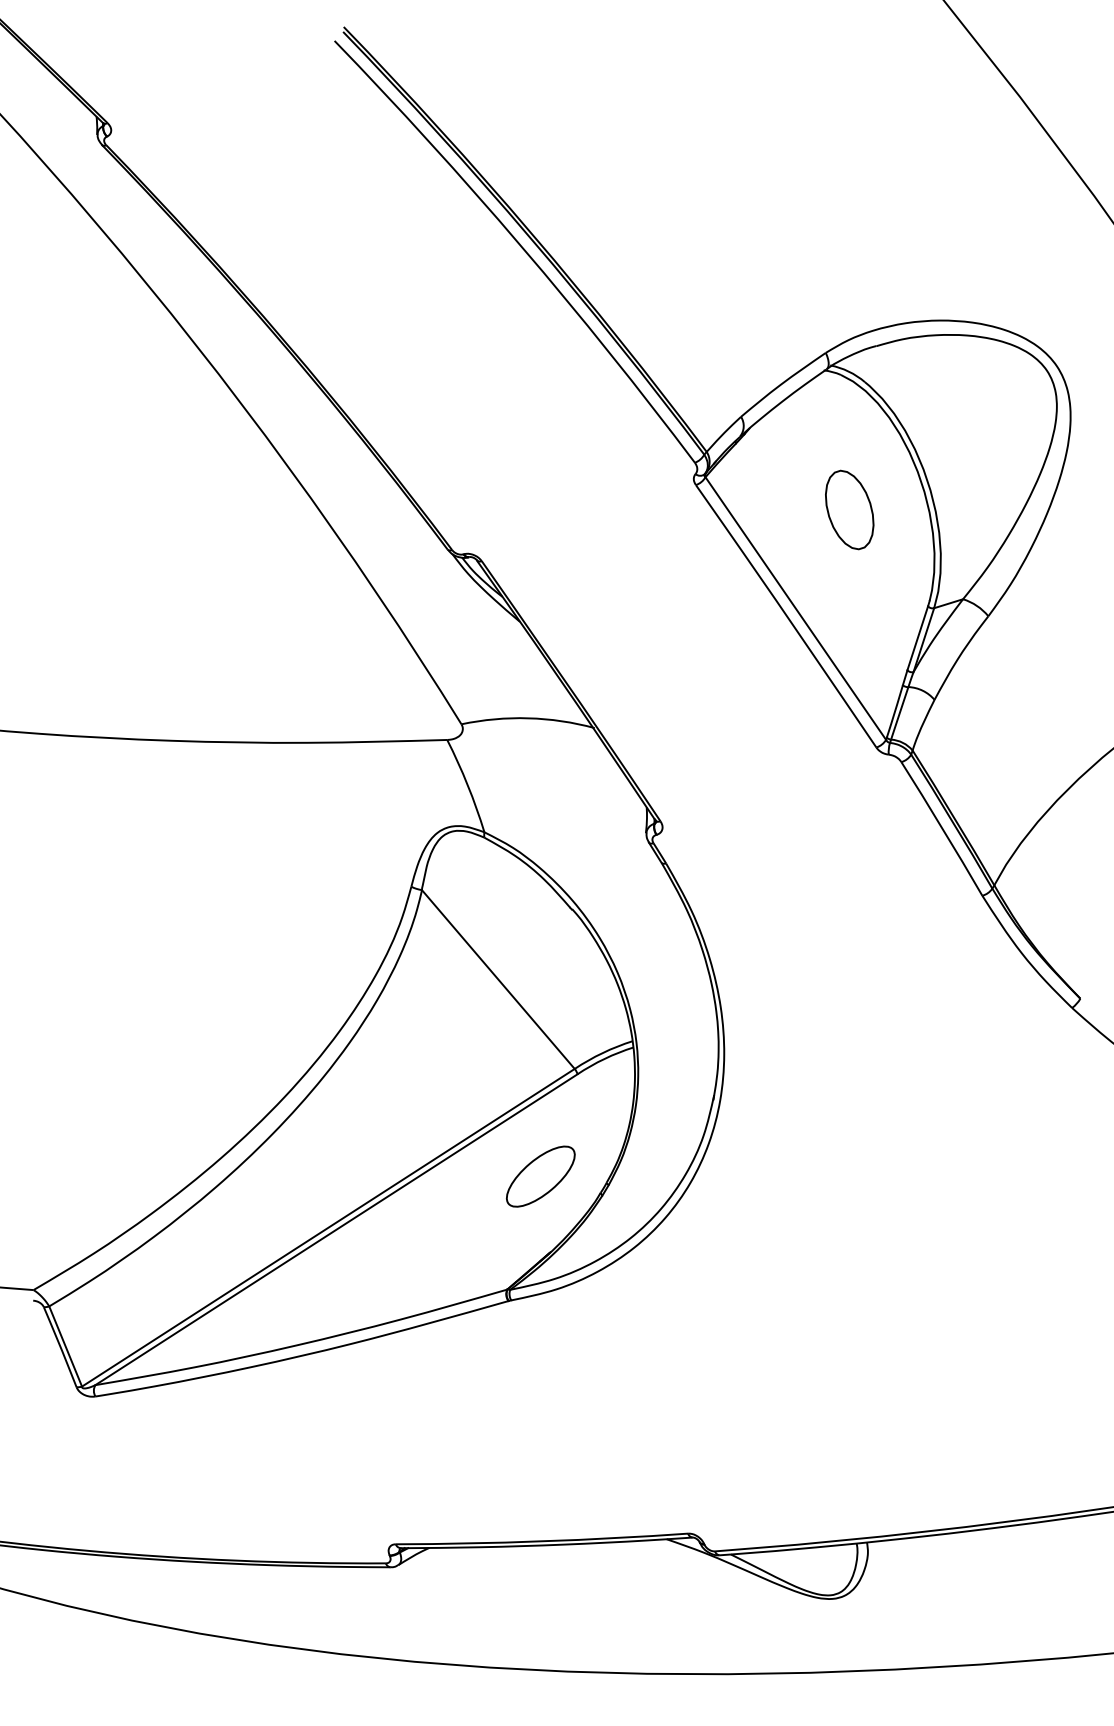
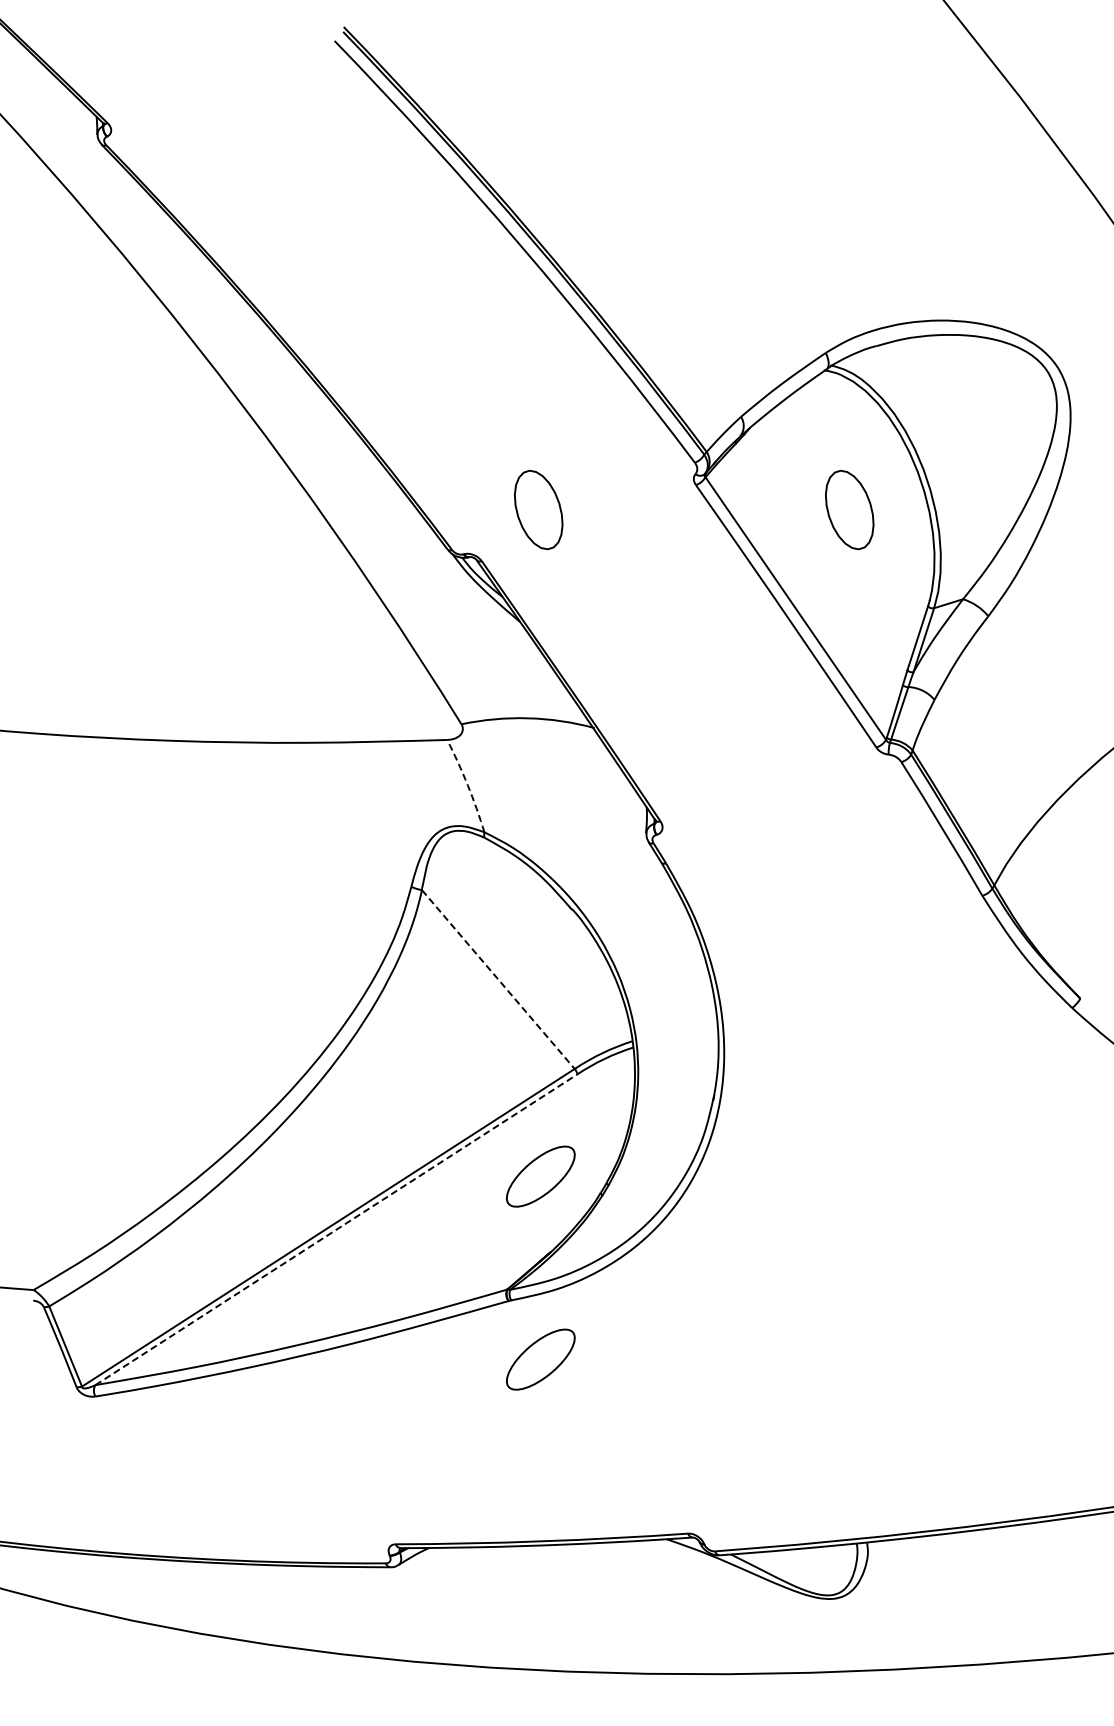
part: none -> present (538, 509)
arc: solid -> dashed (467, 785)
line: solid -> dashed (498, 979)
line: solid -> dashed (336, 1229)
part: none -> present (540, 1359)
